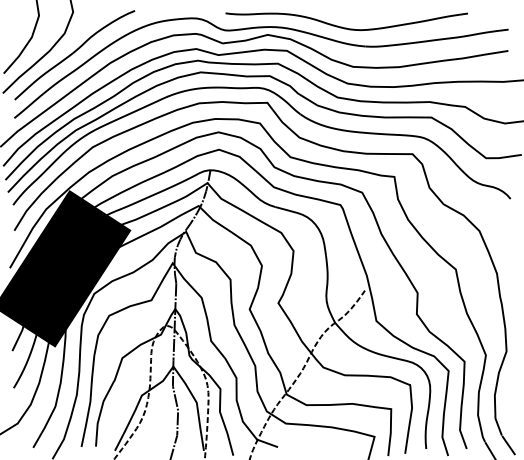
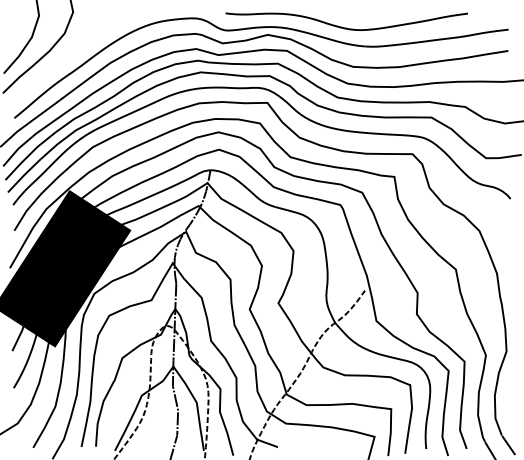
curve: present -> none (73, 54)
